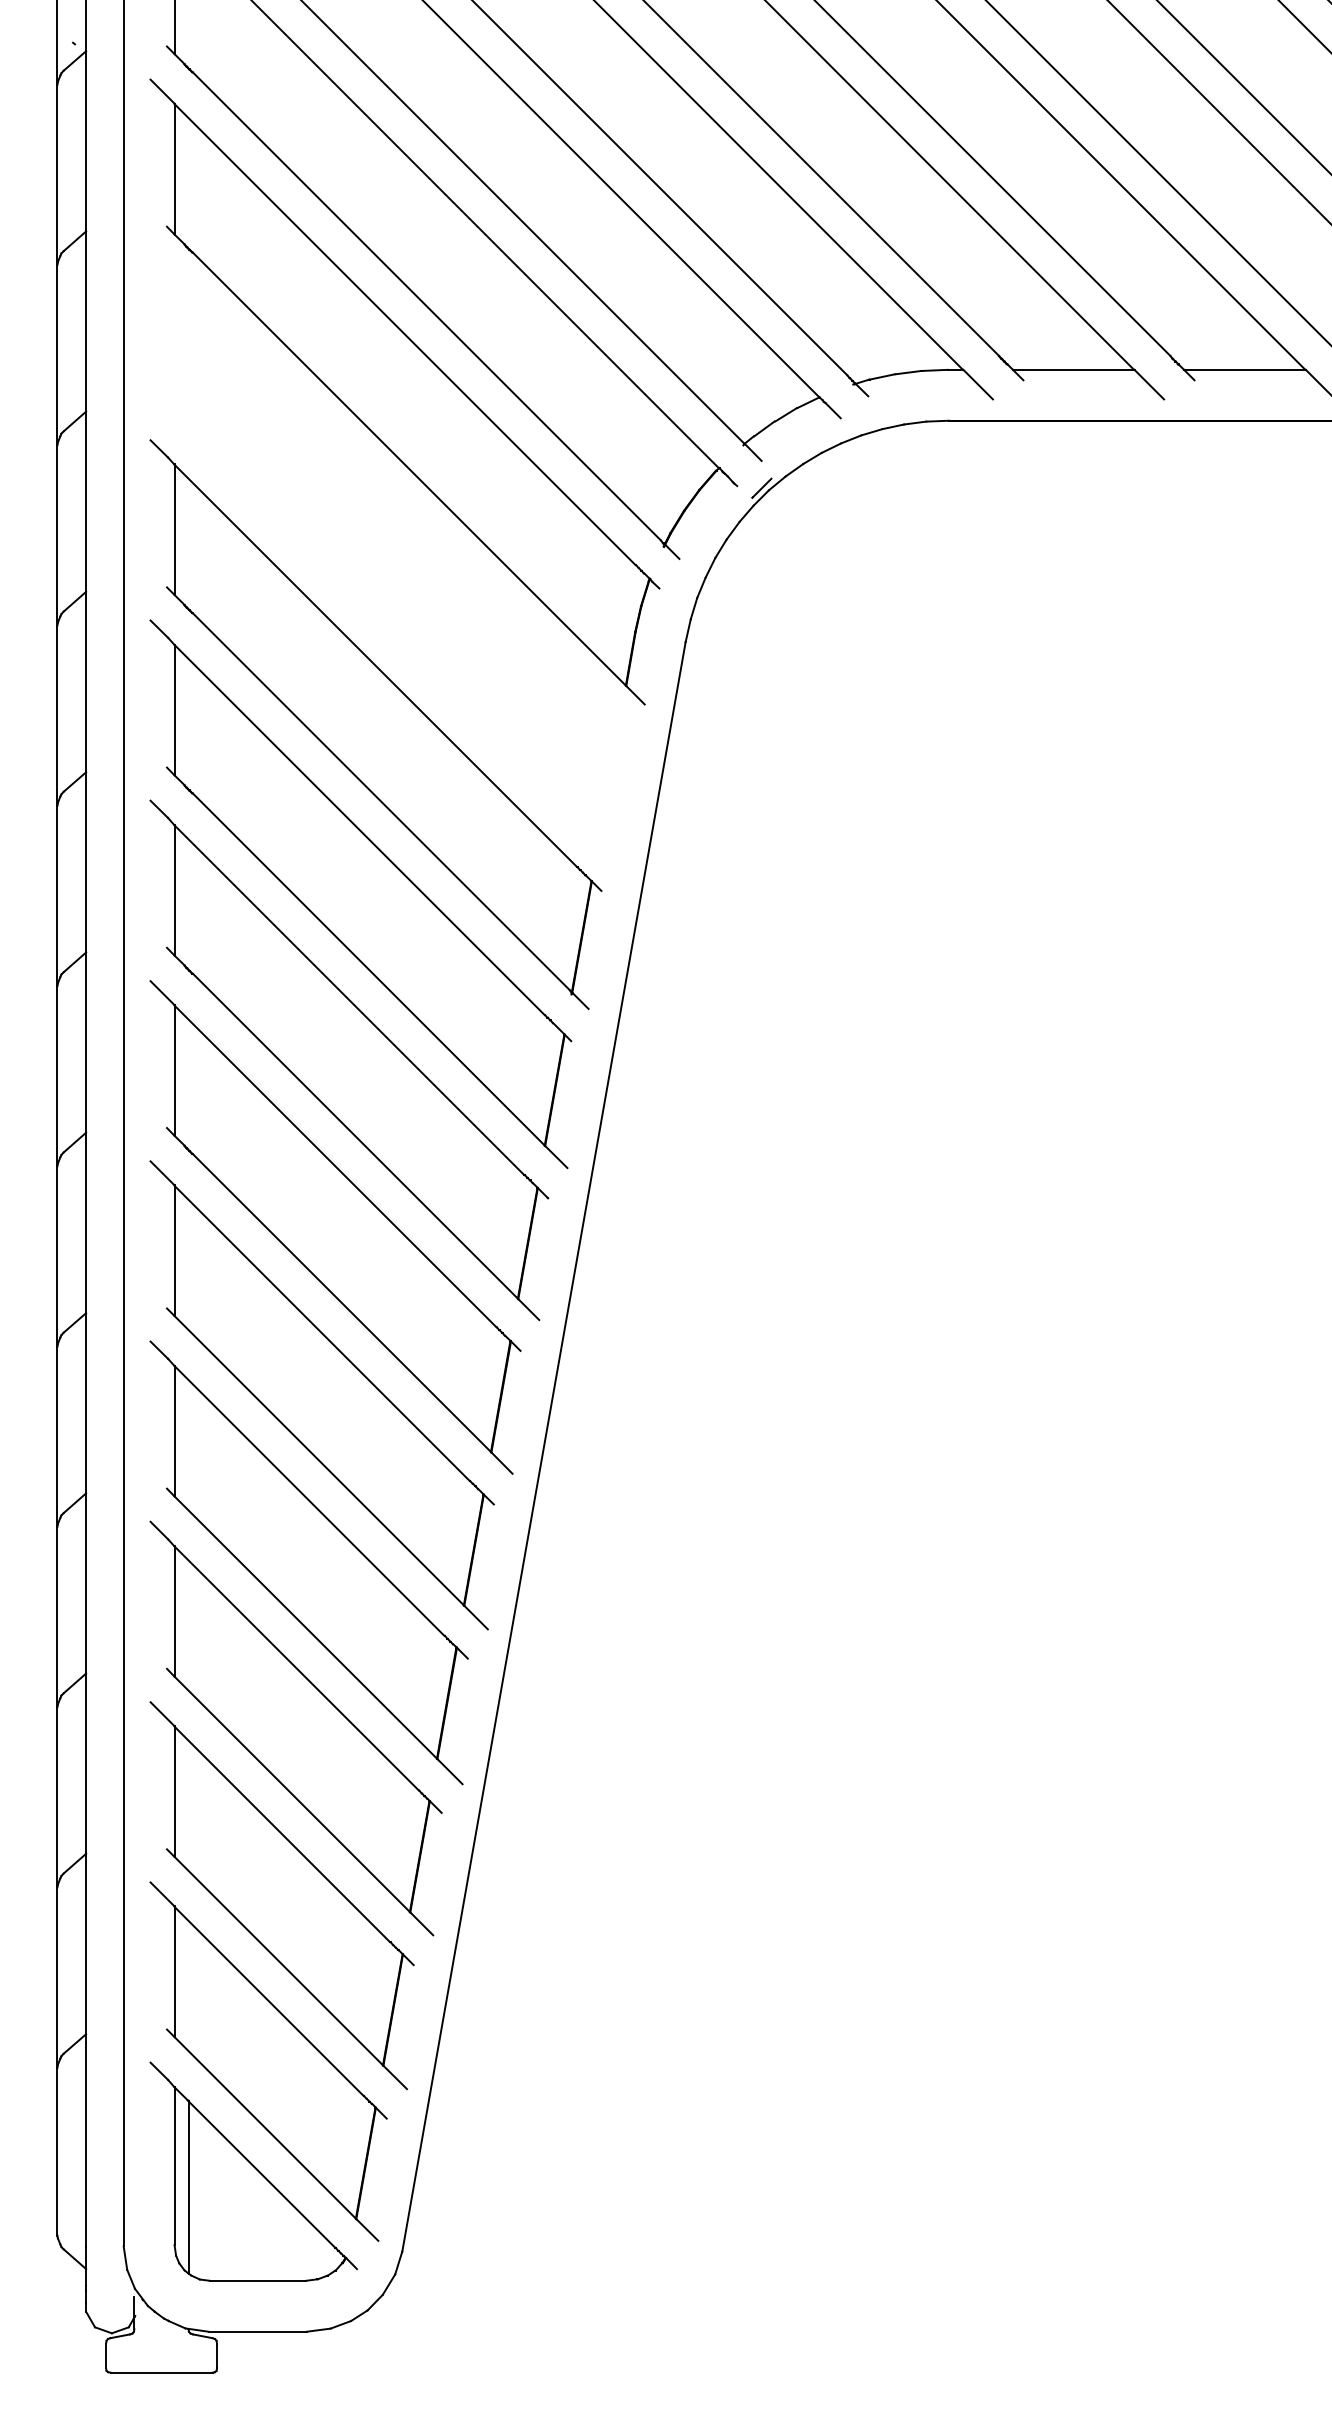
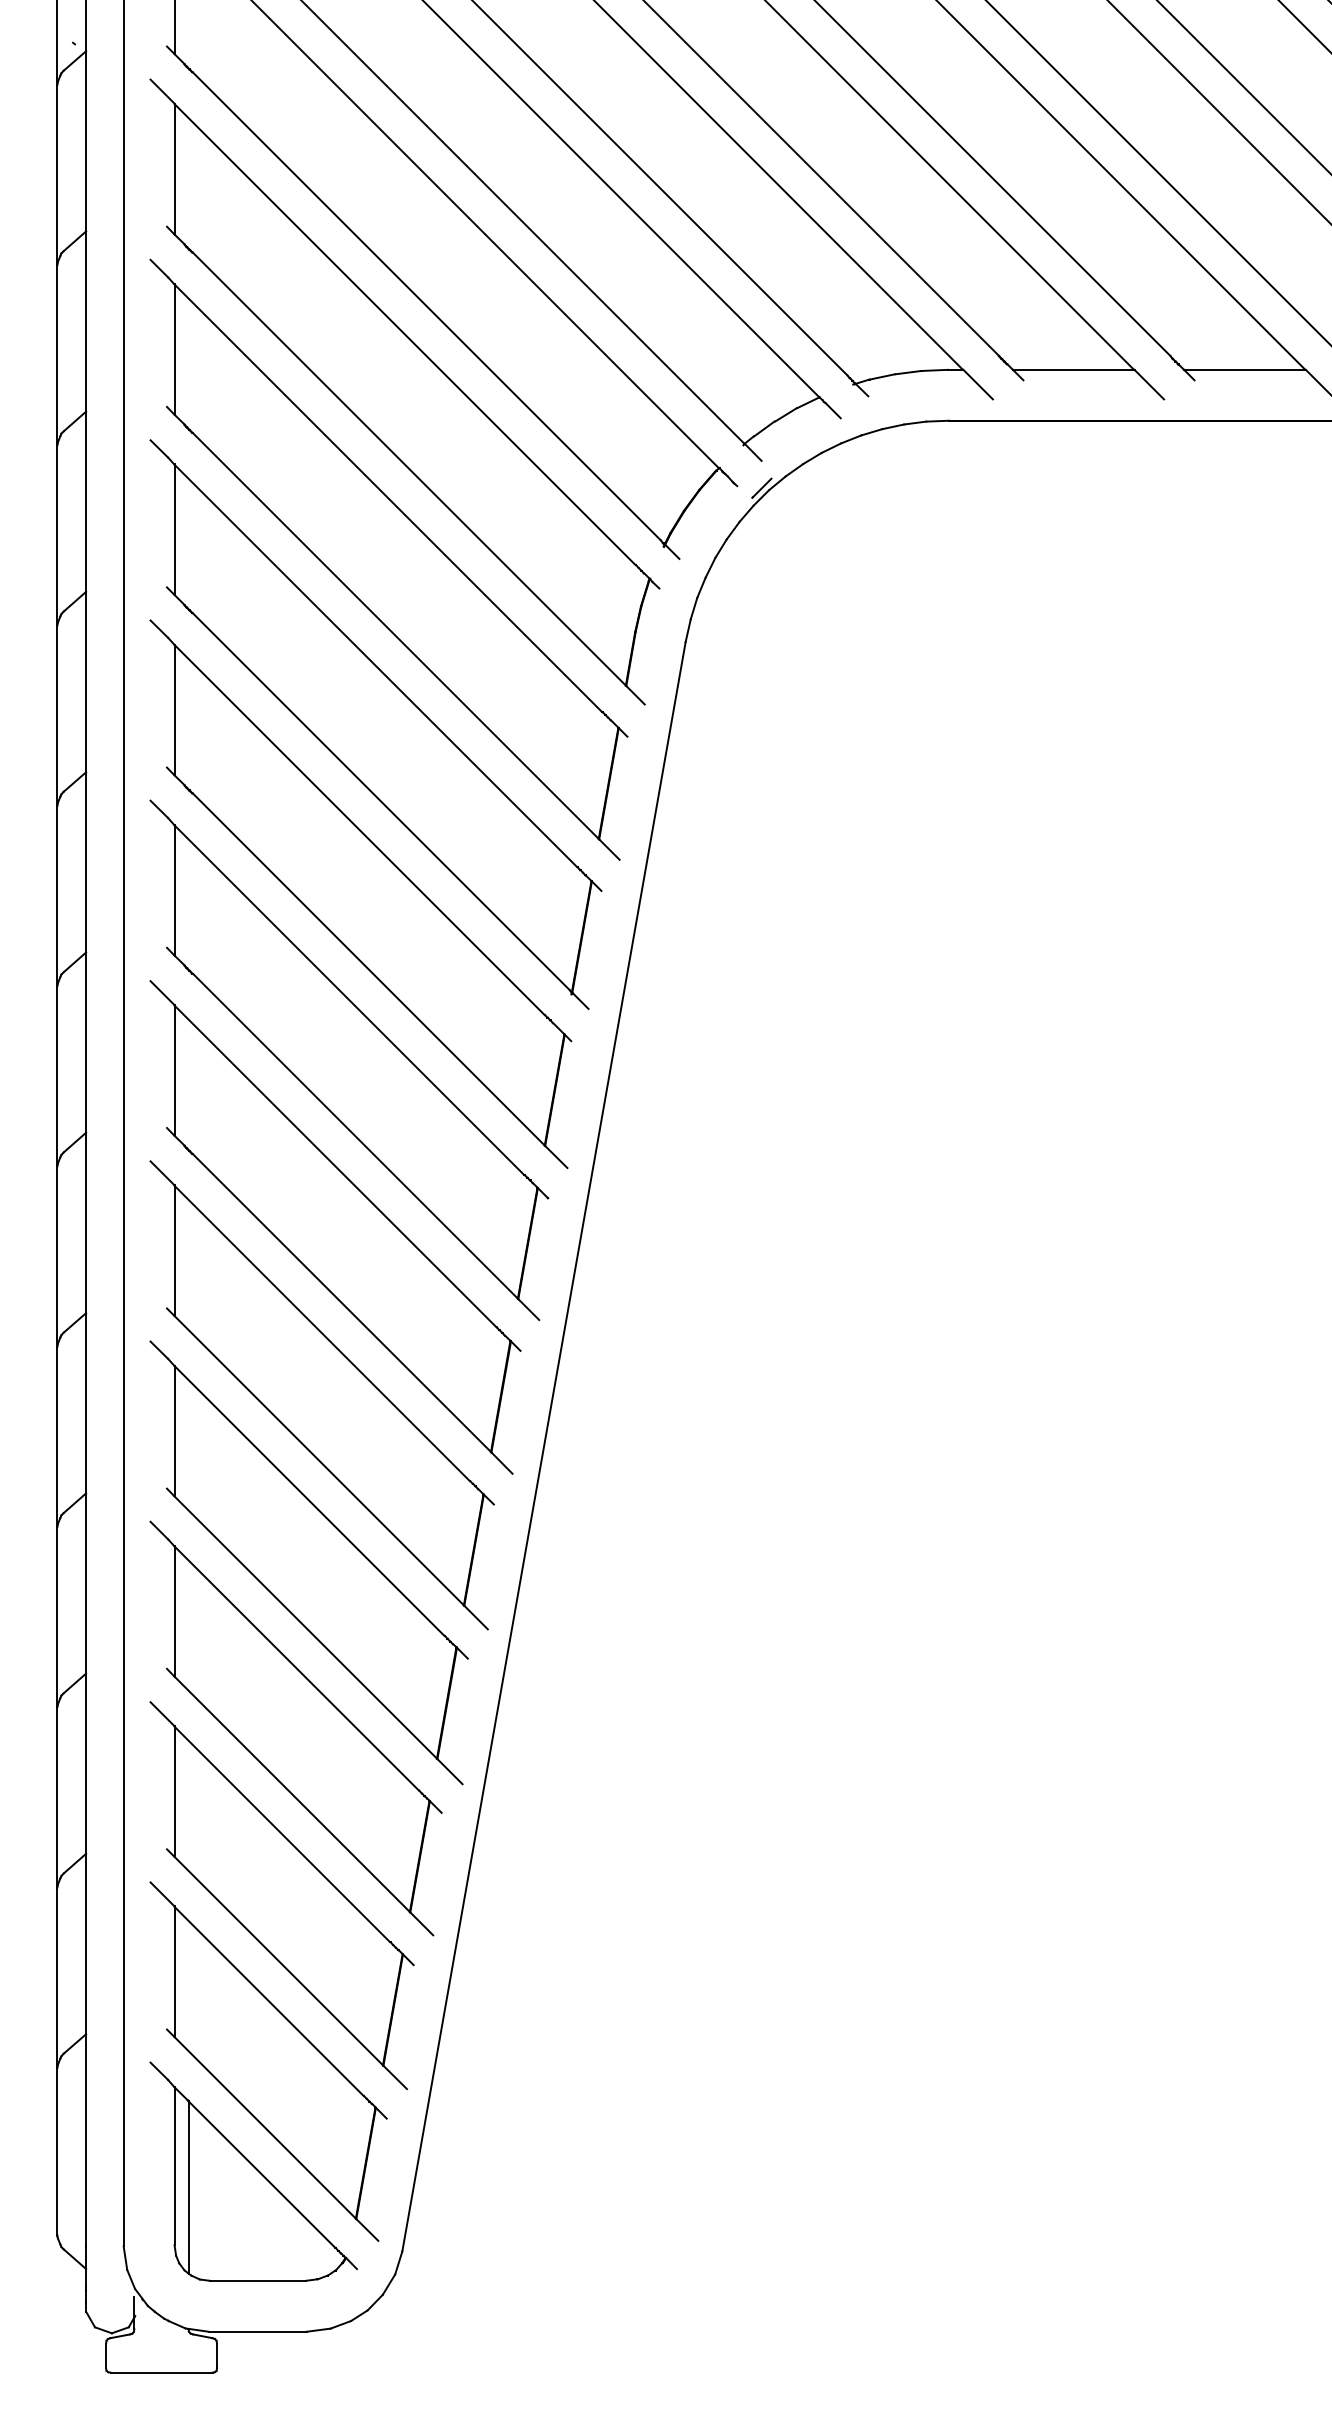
part: none -> present (388, 559)
